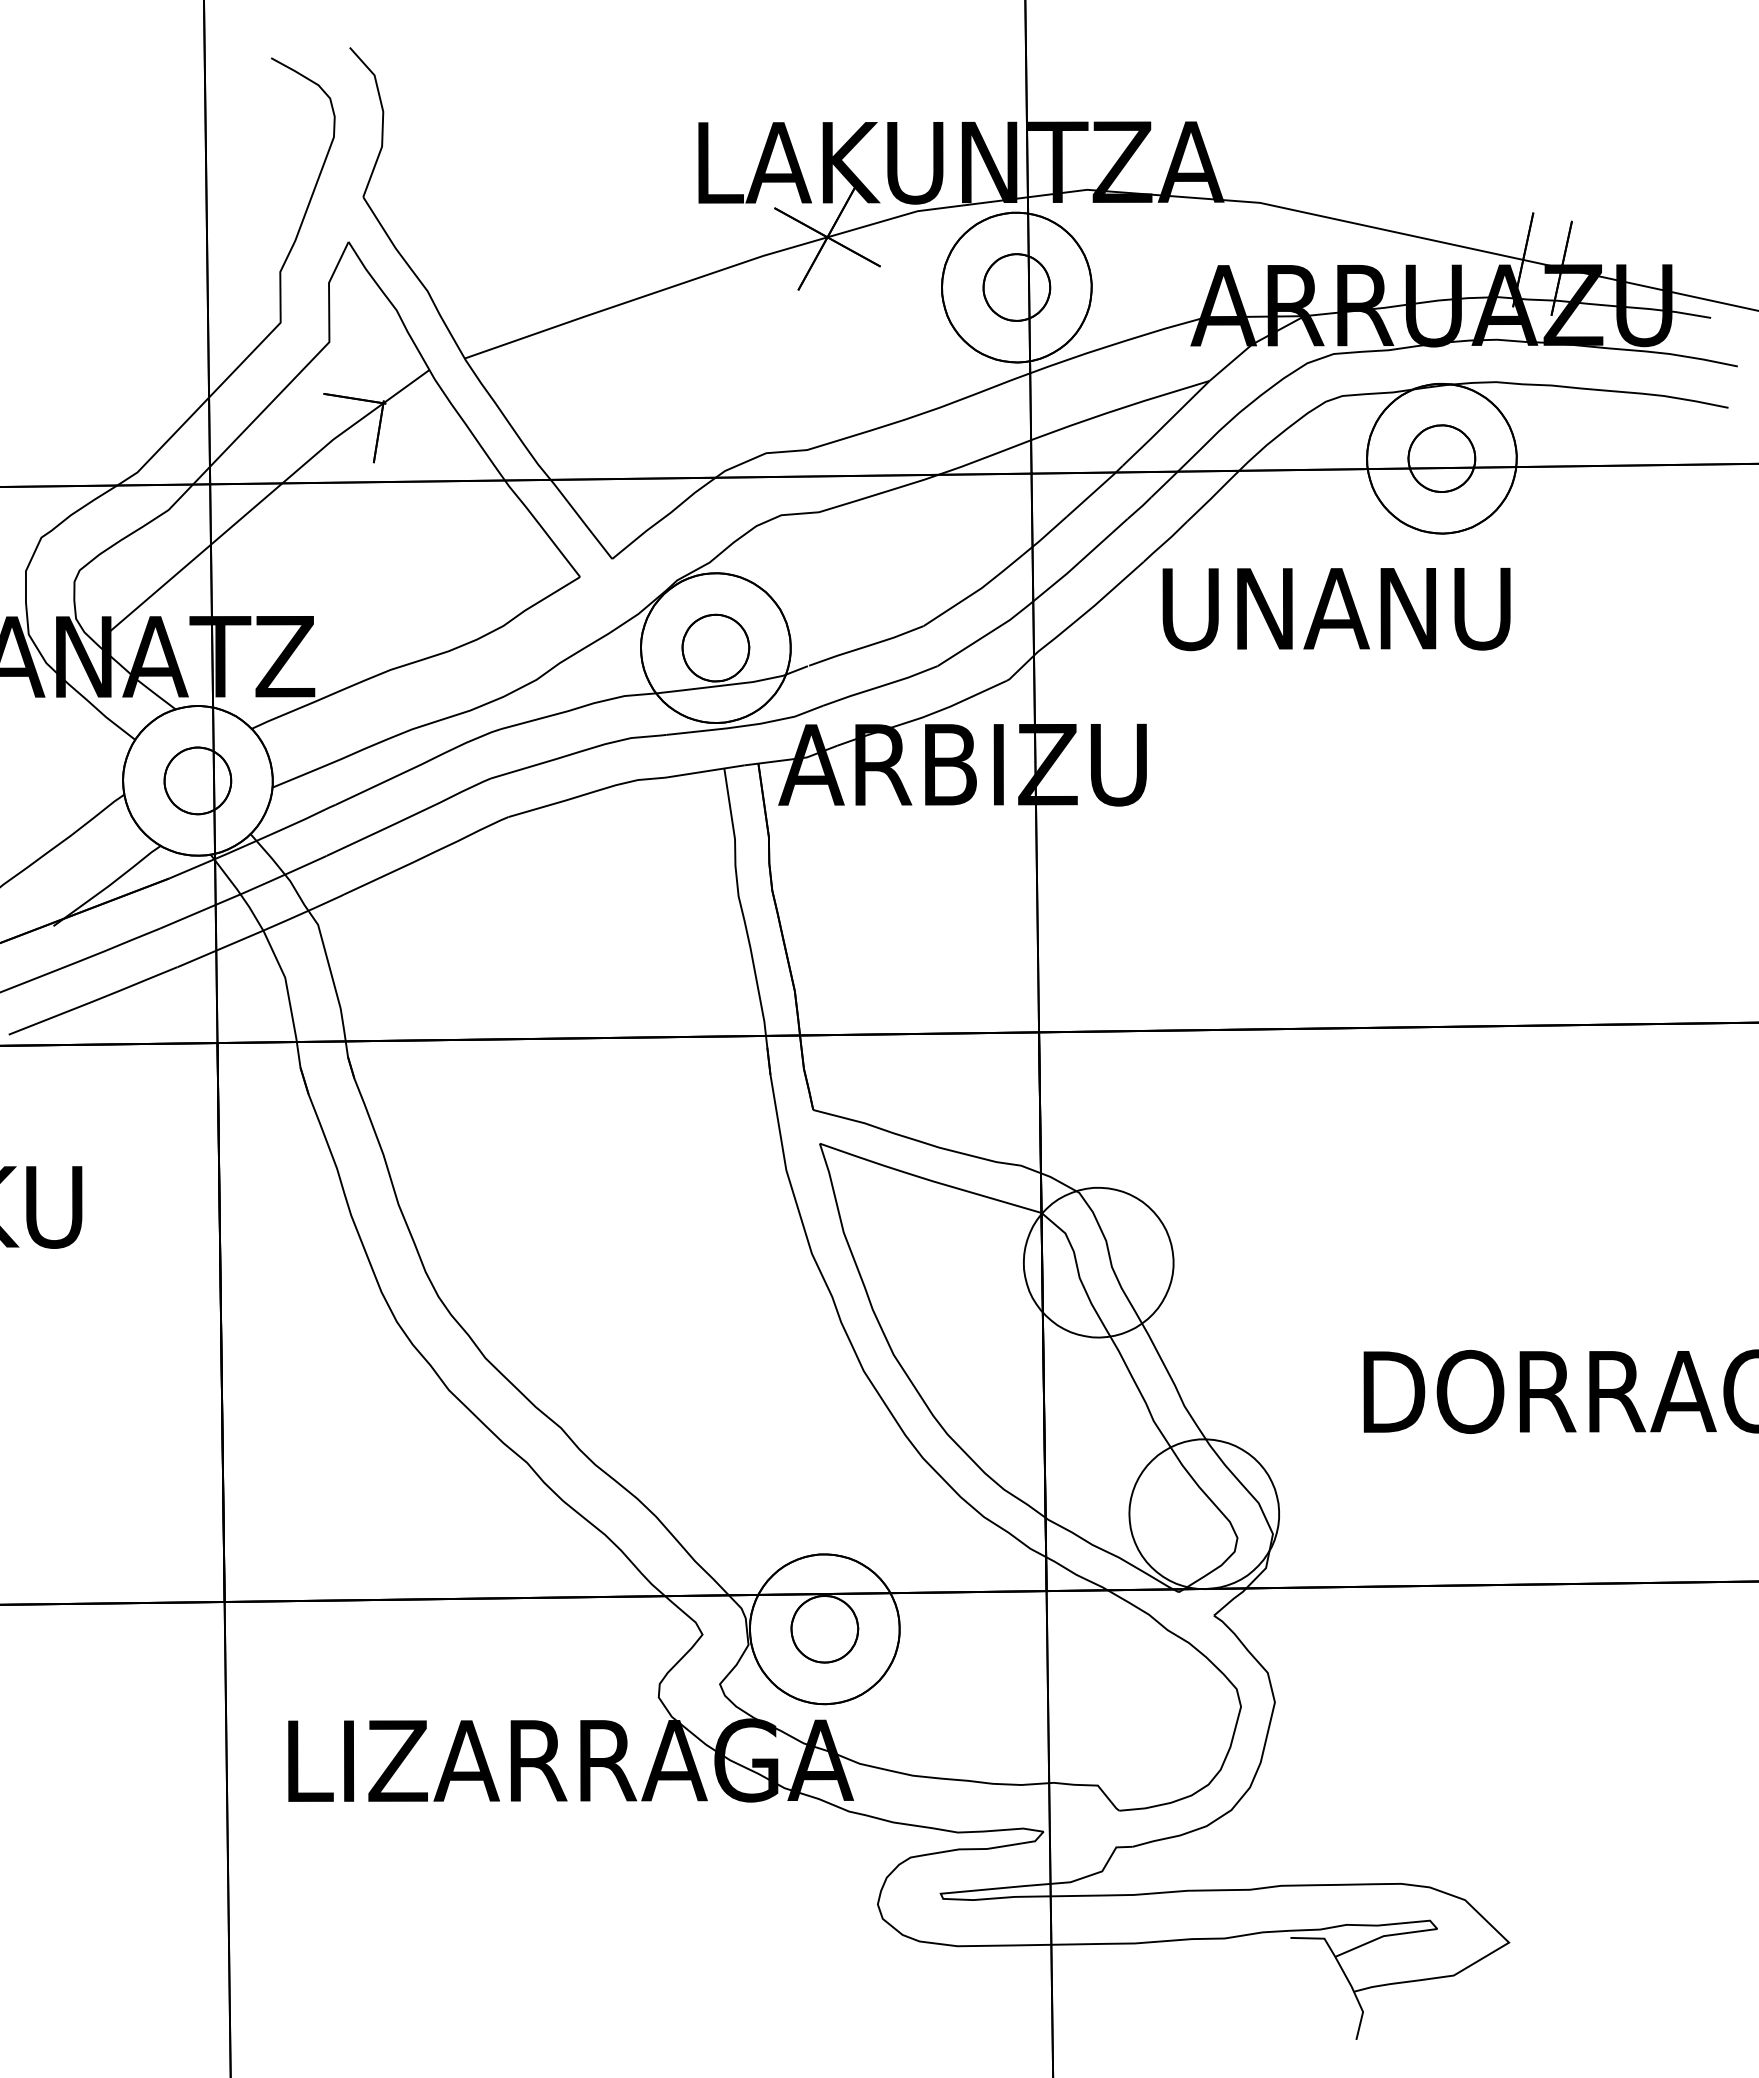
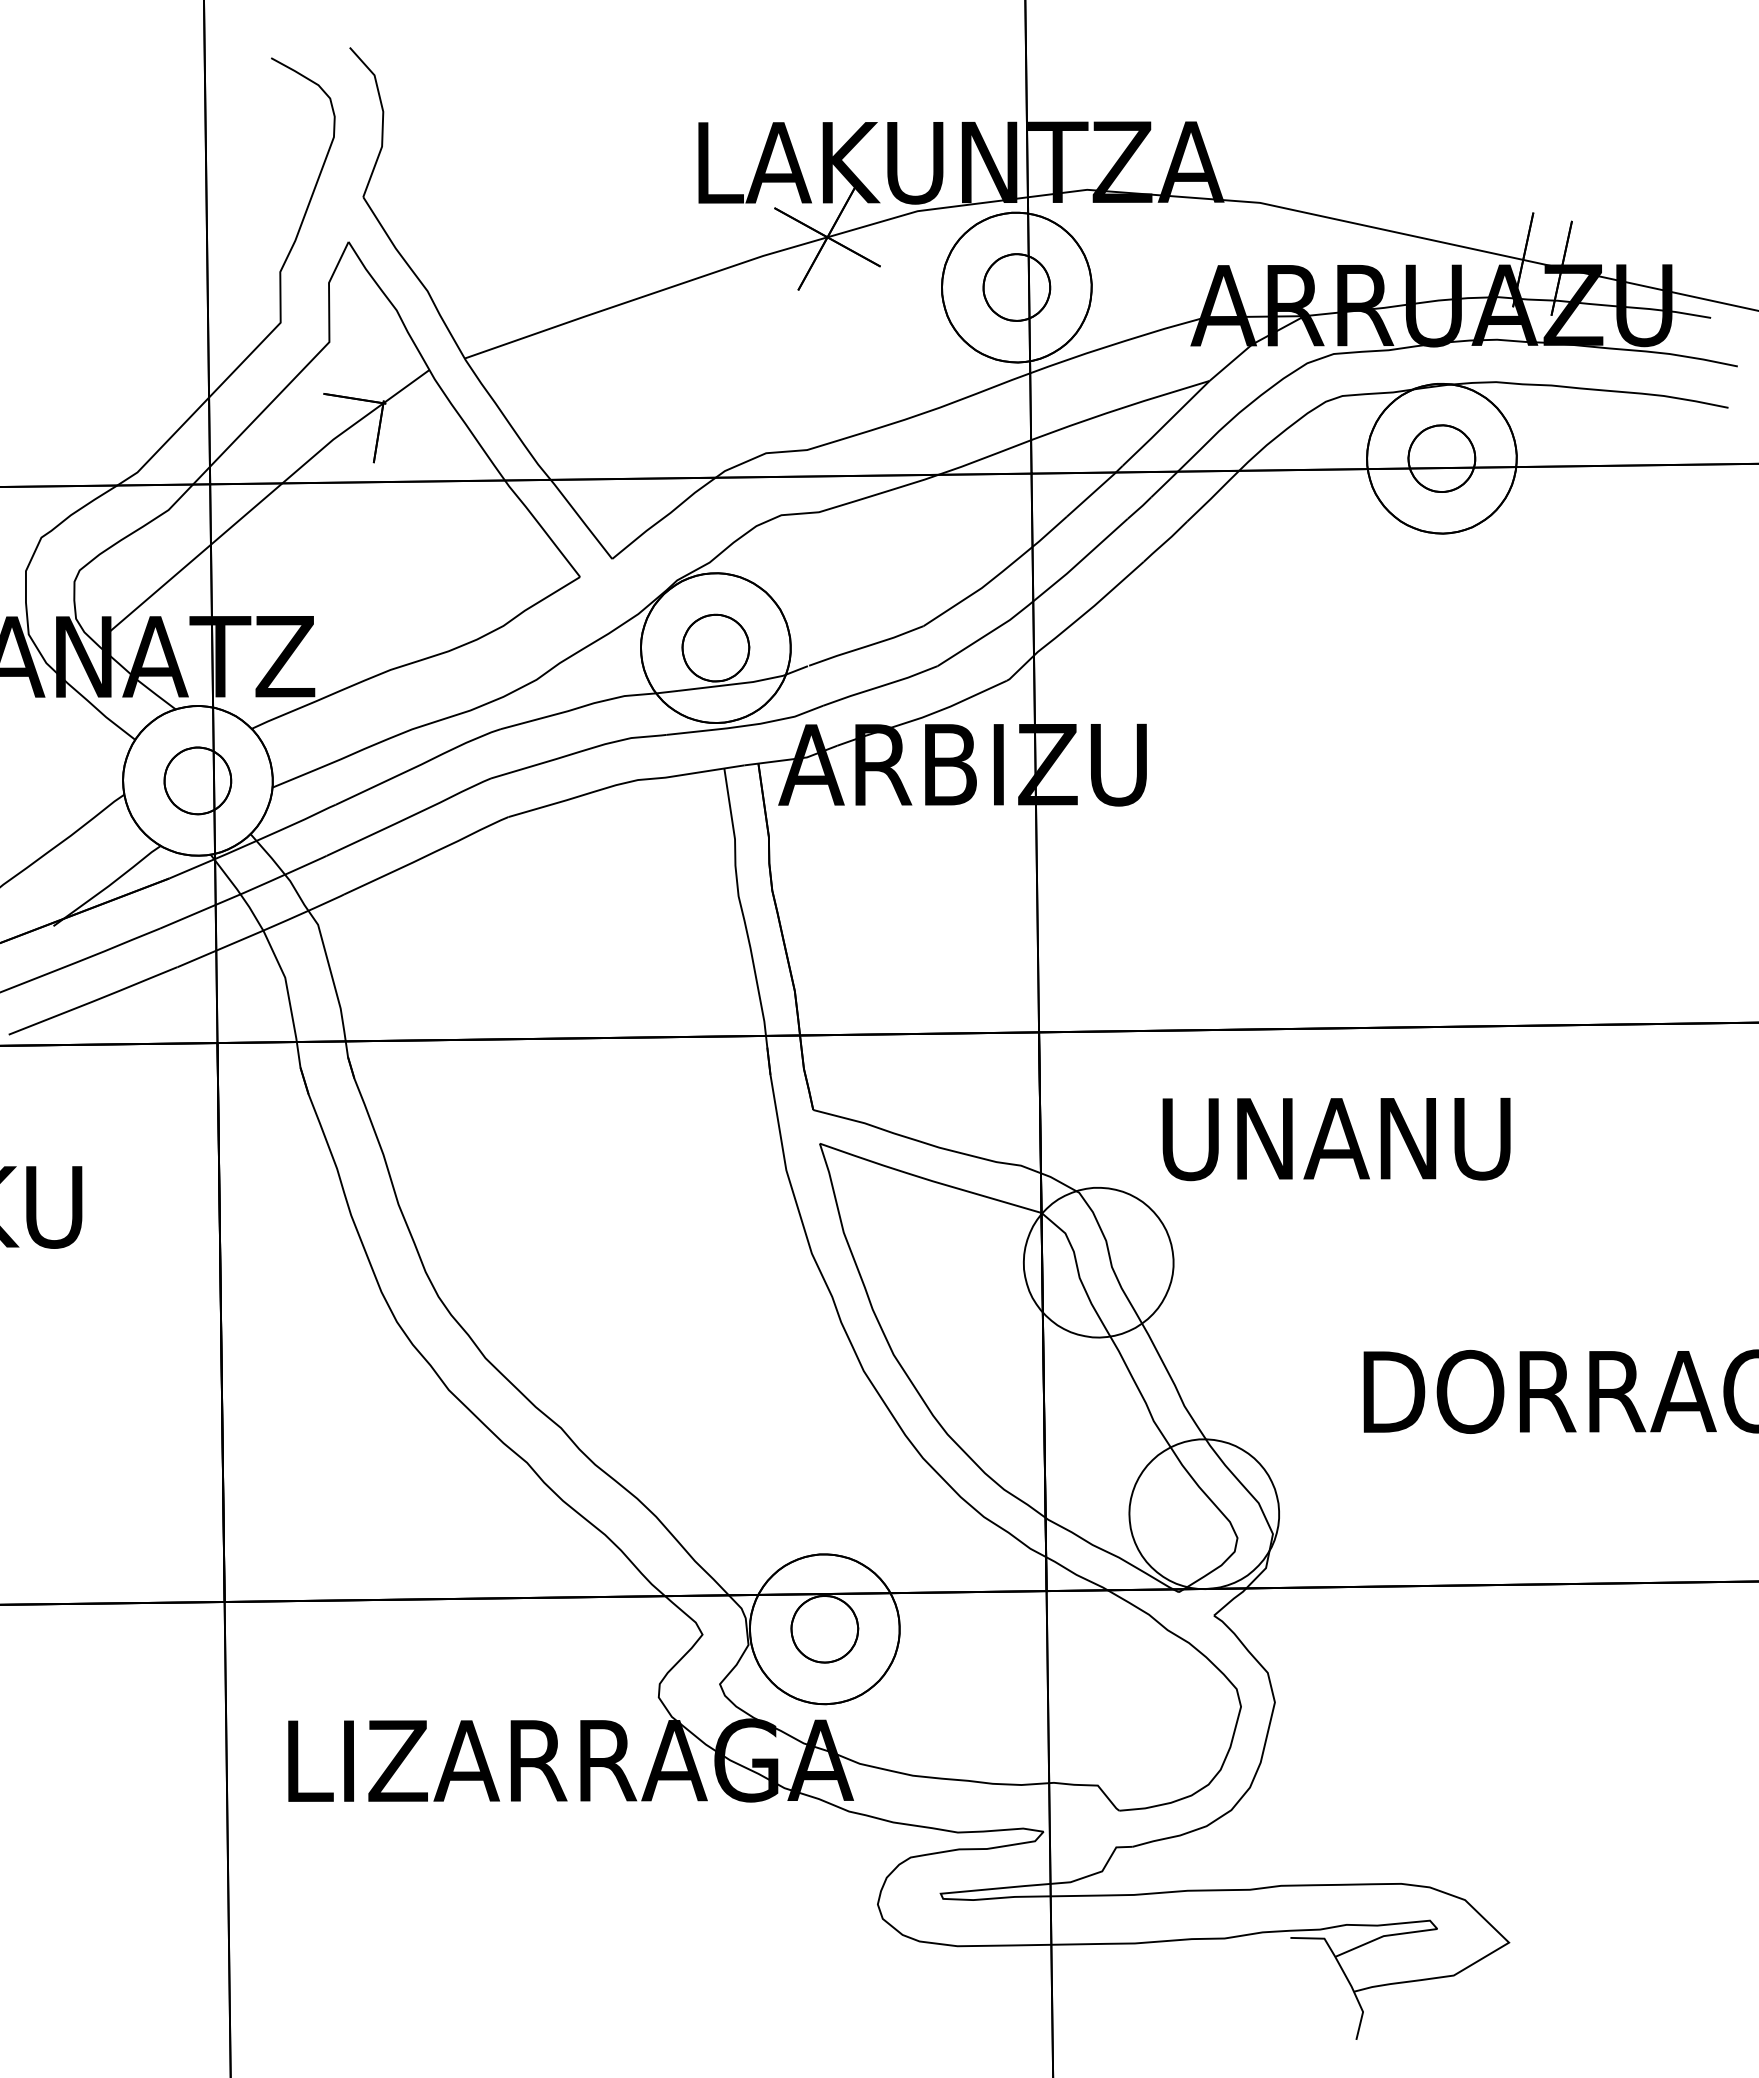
text position: (1336, 609) -> (1336, 1139) (1336, 1139)
